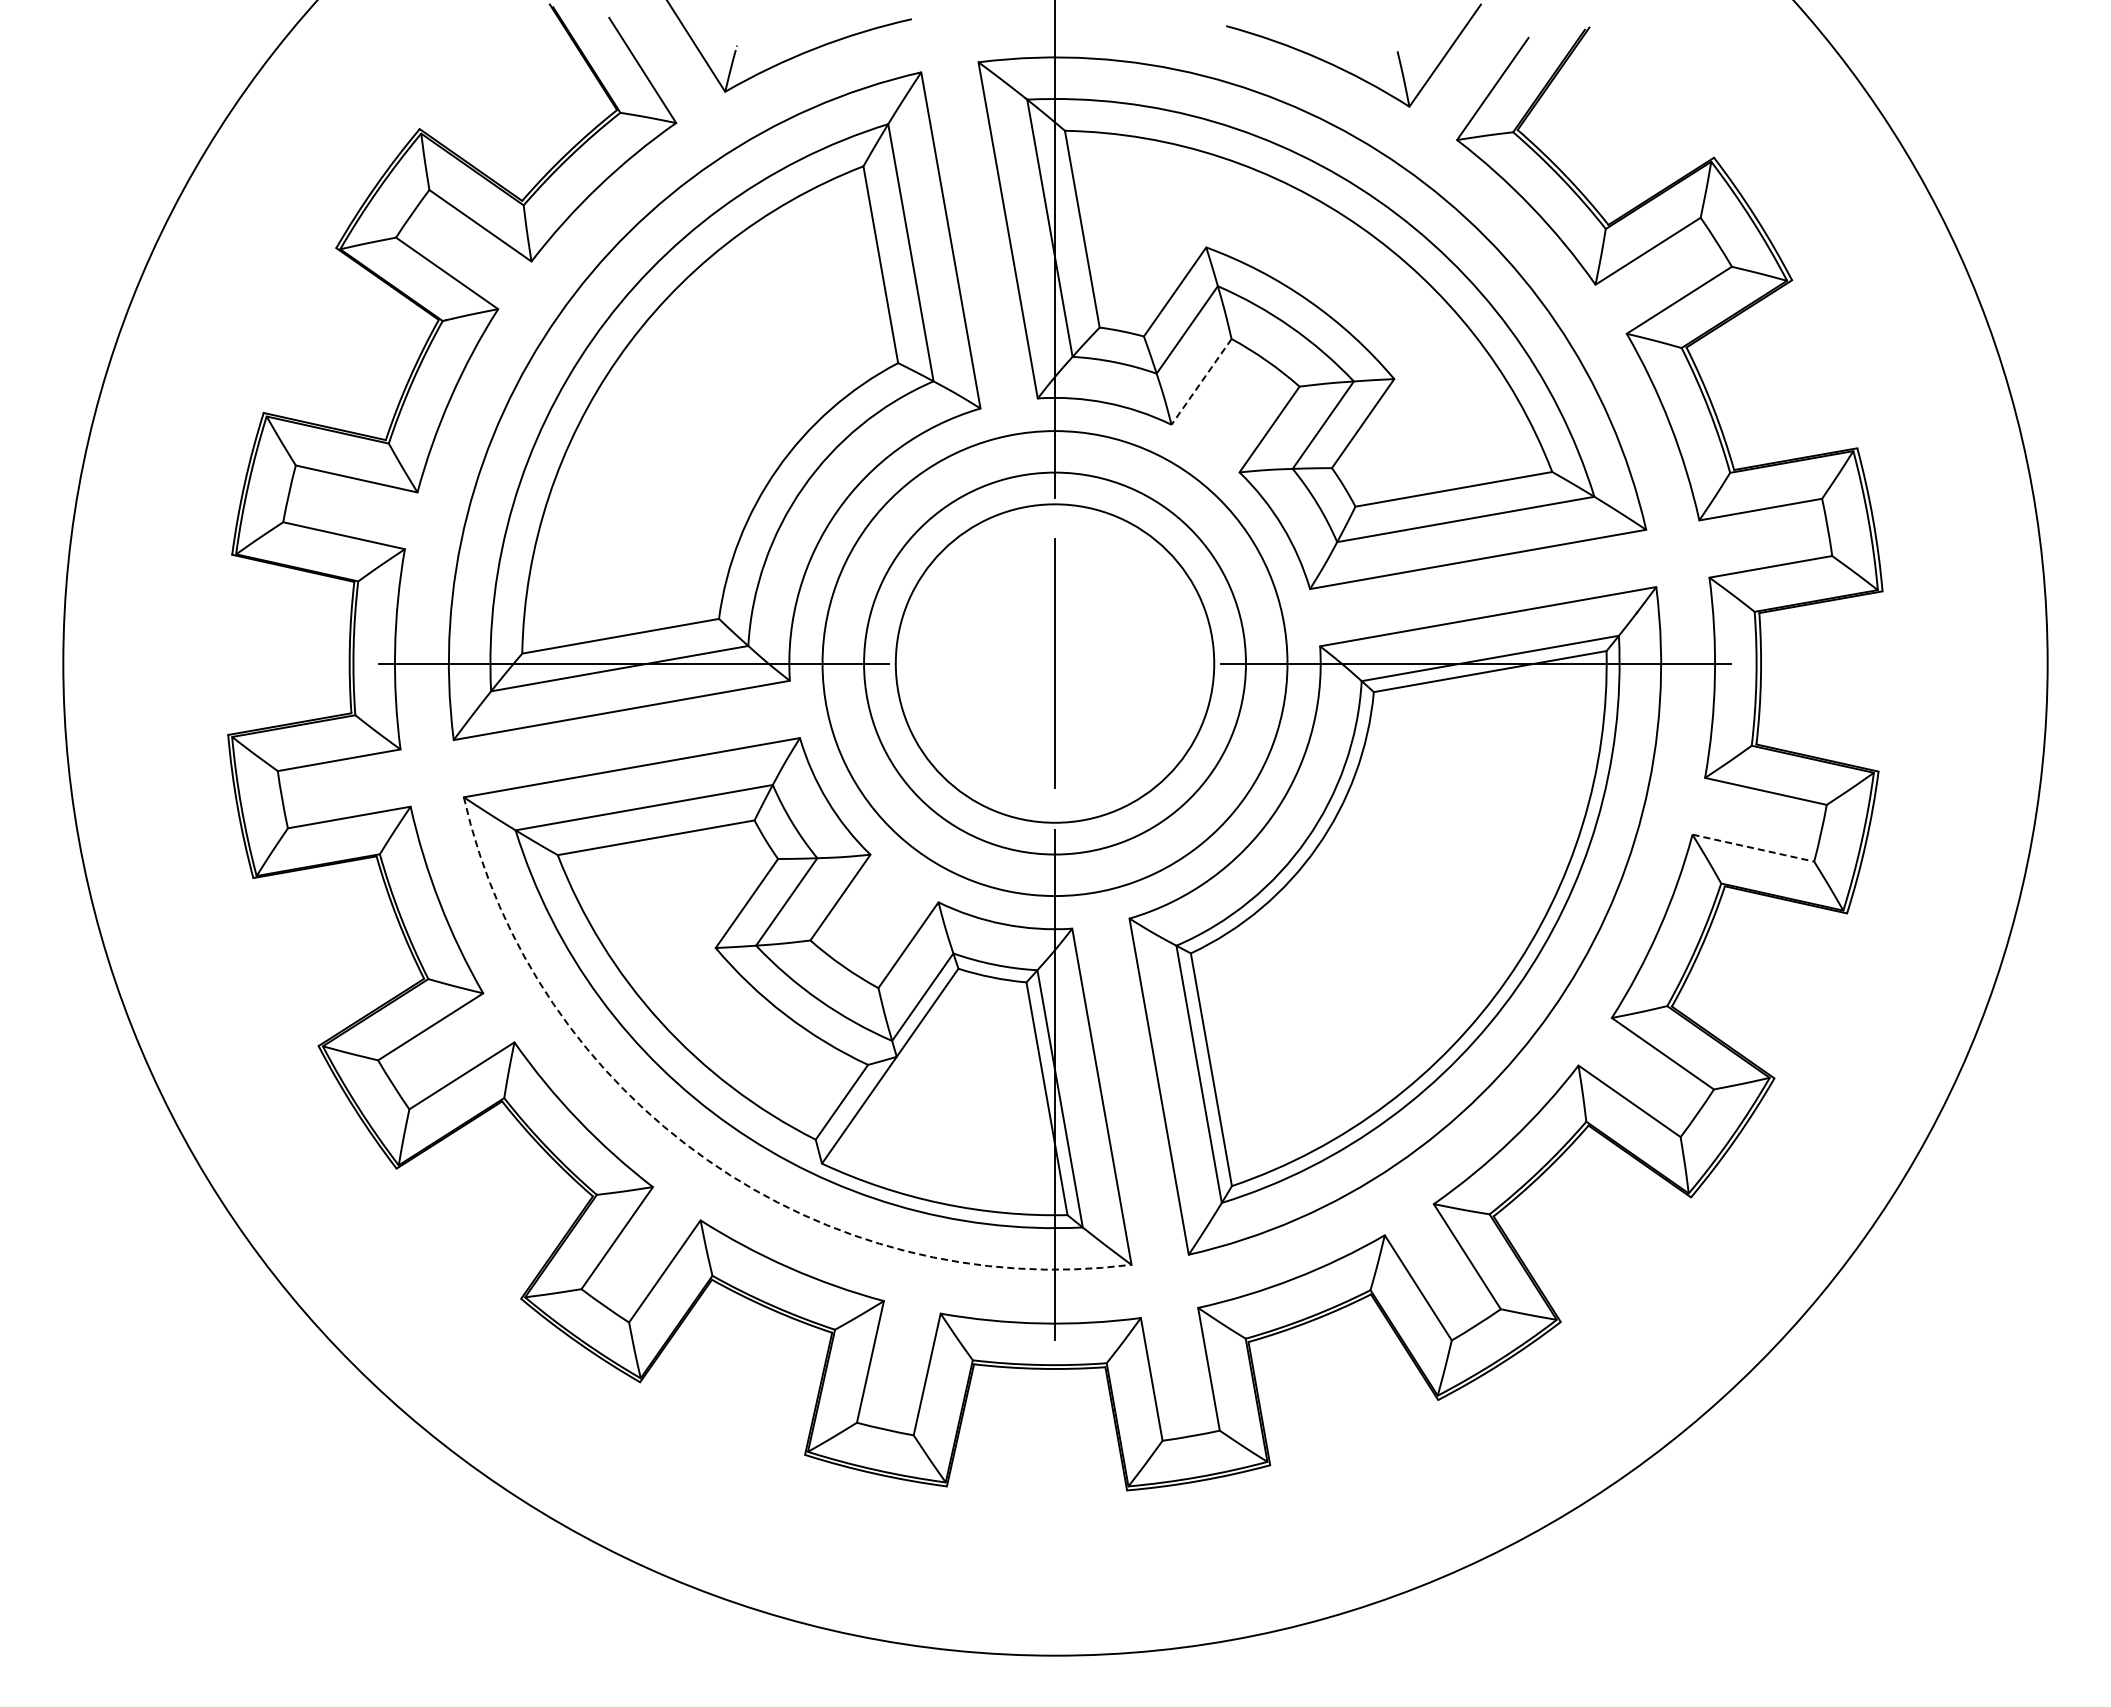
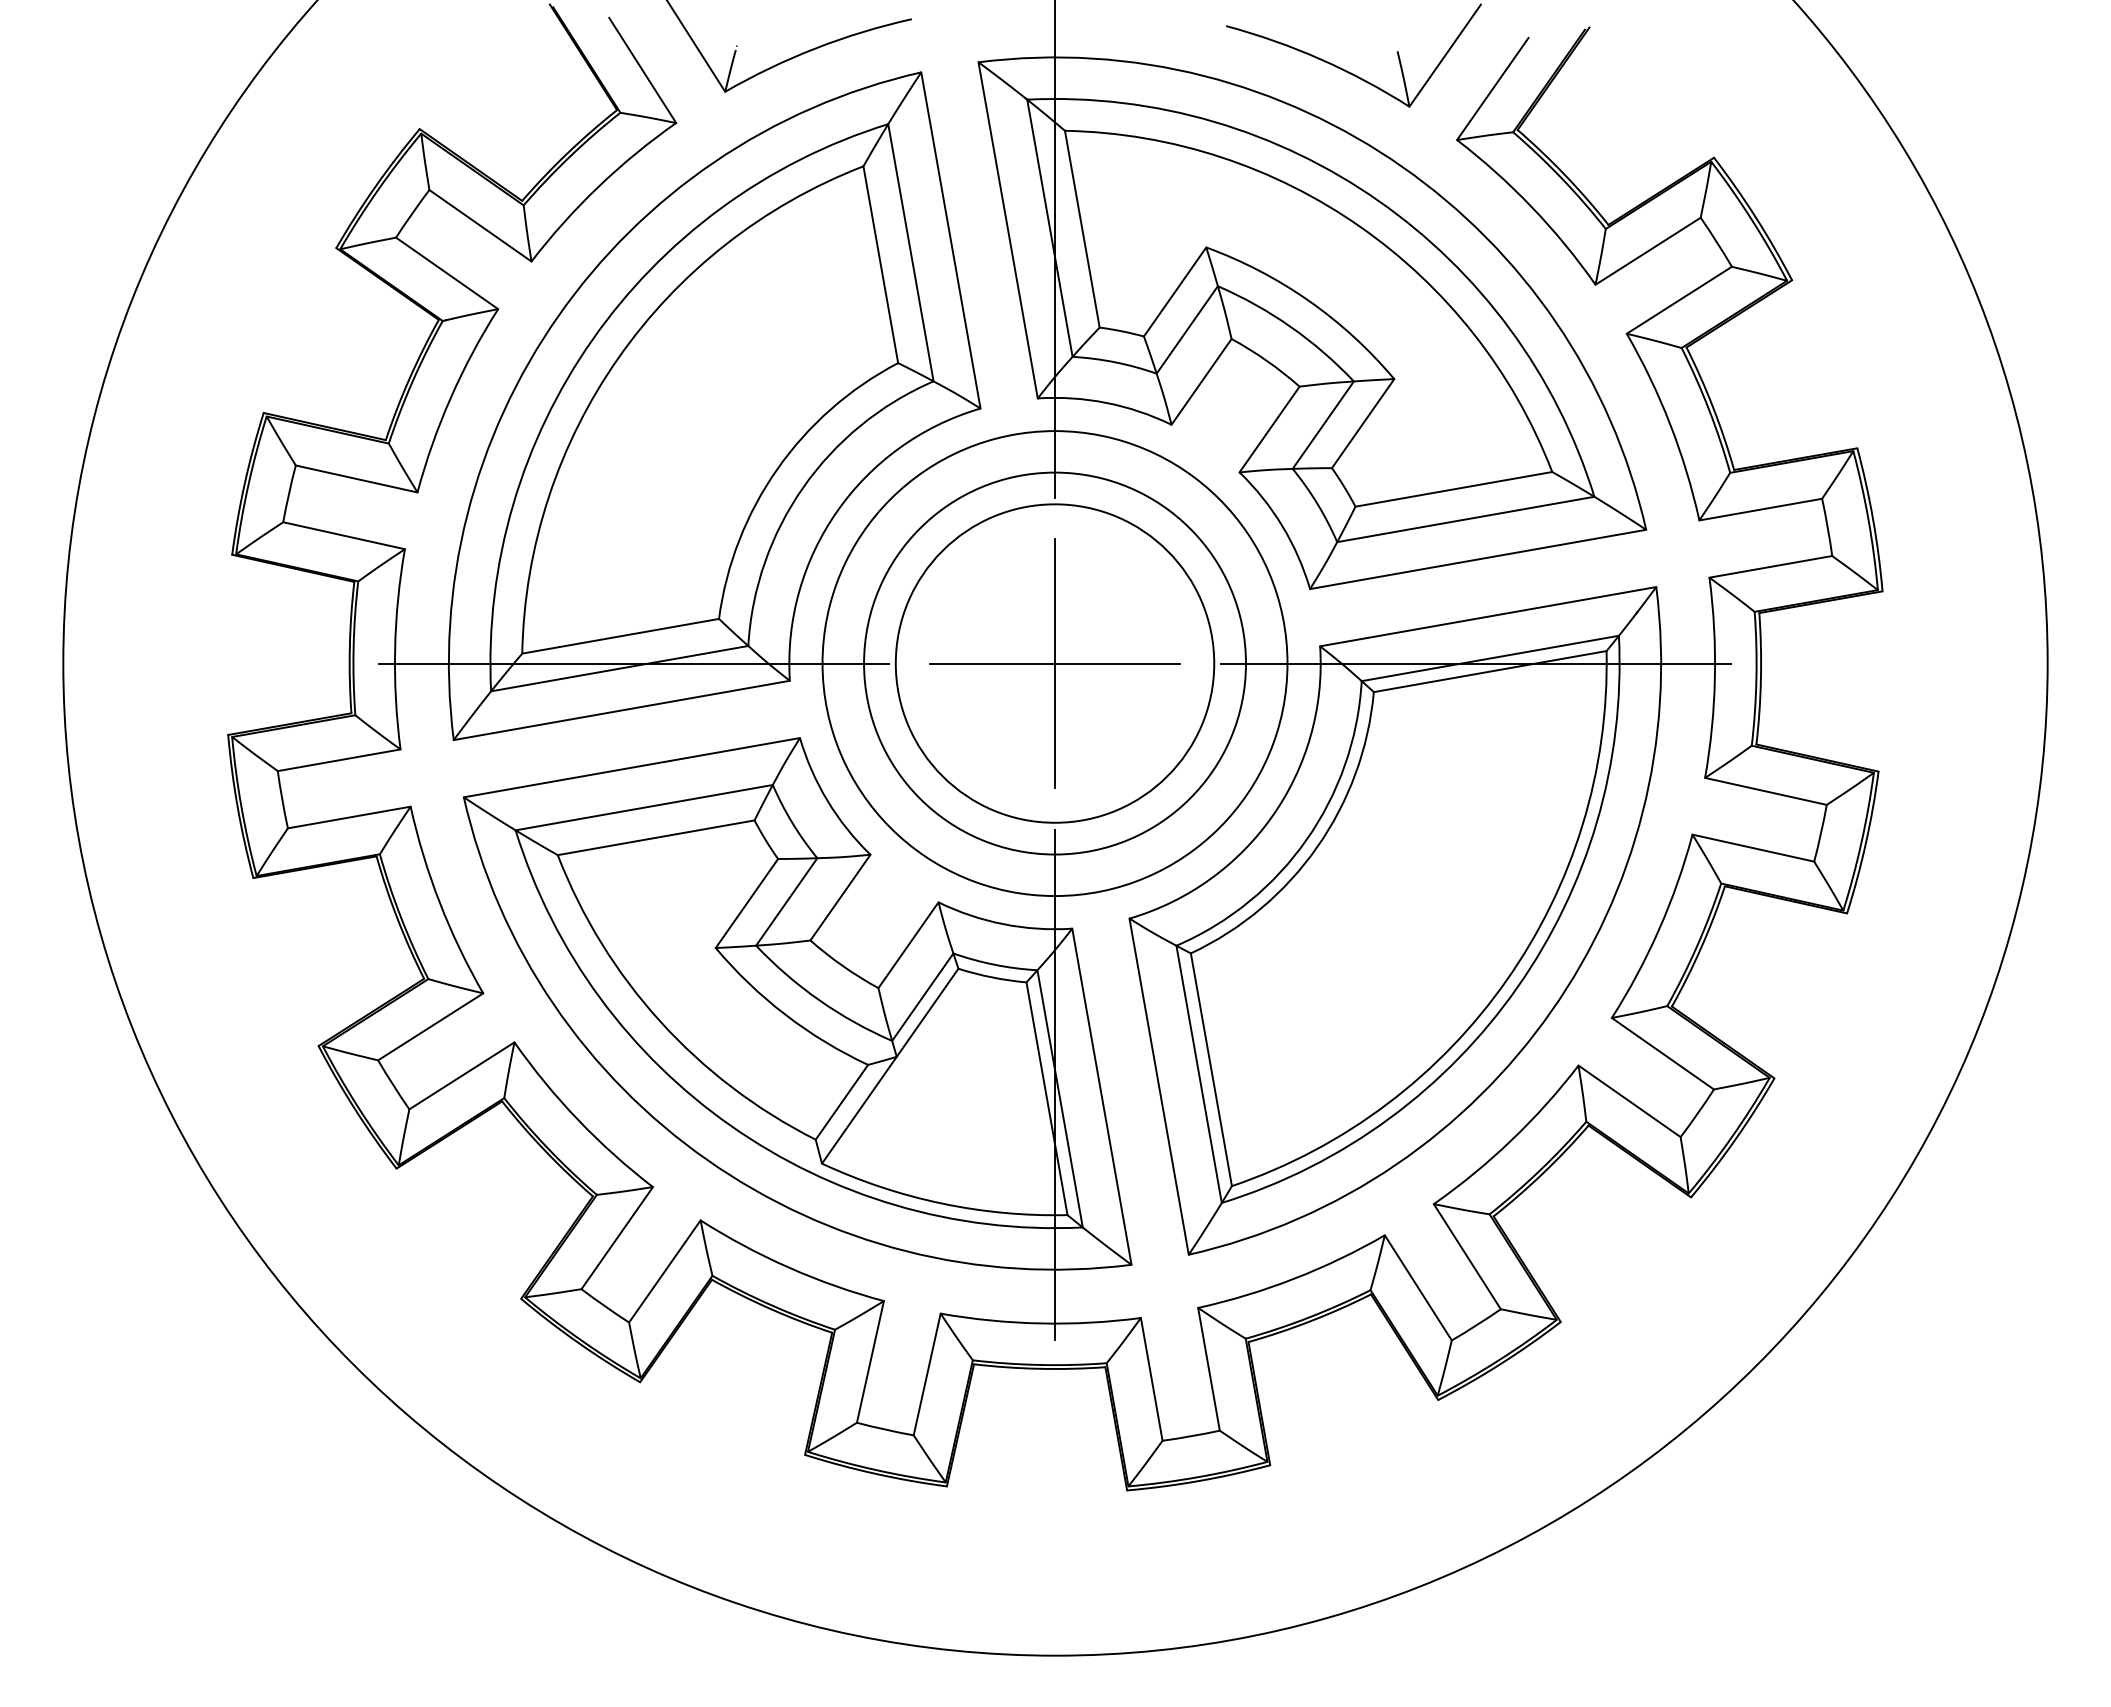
line: dashed -> solid (1201, 382)
line: none -> present (1054, 663)
line: dashed -> solid (1753, 848)
arc: dashed -> solid (707, 1160)
